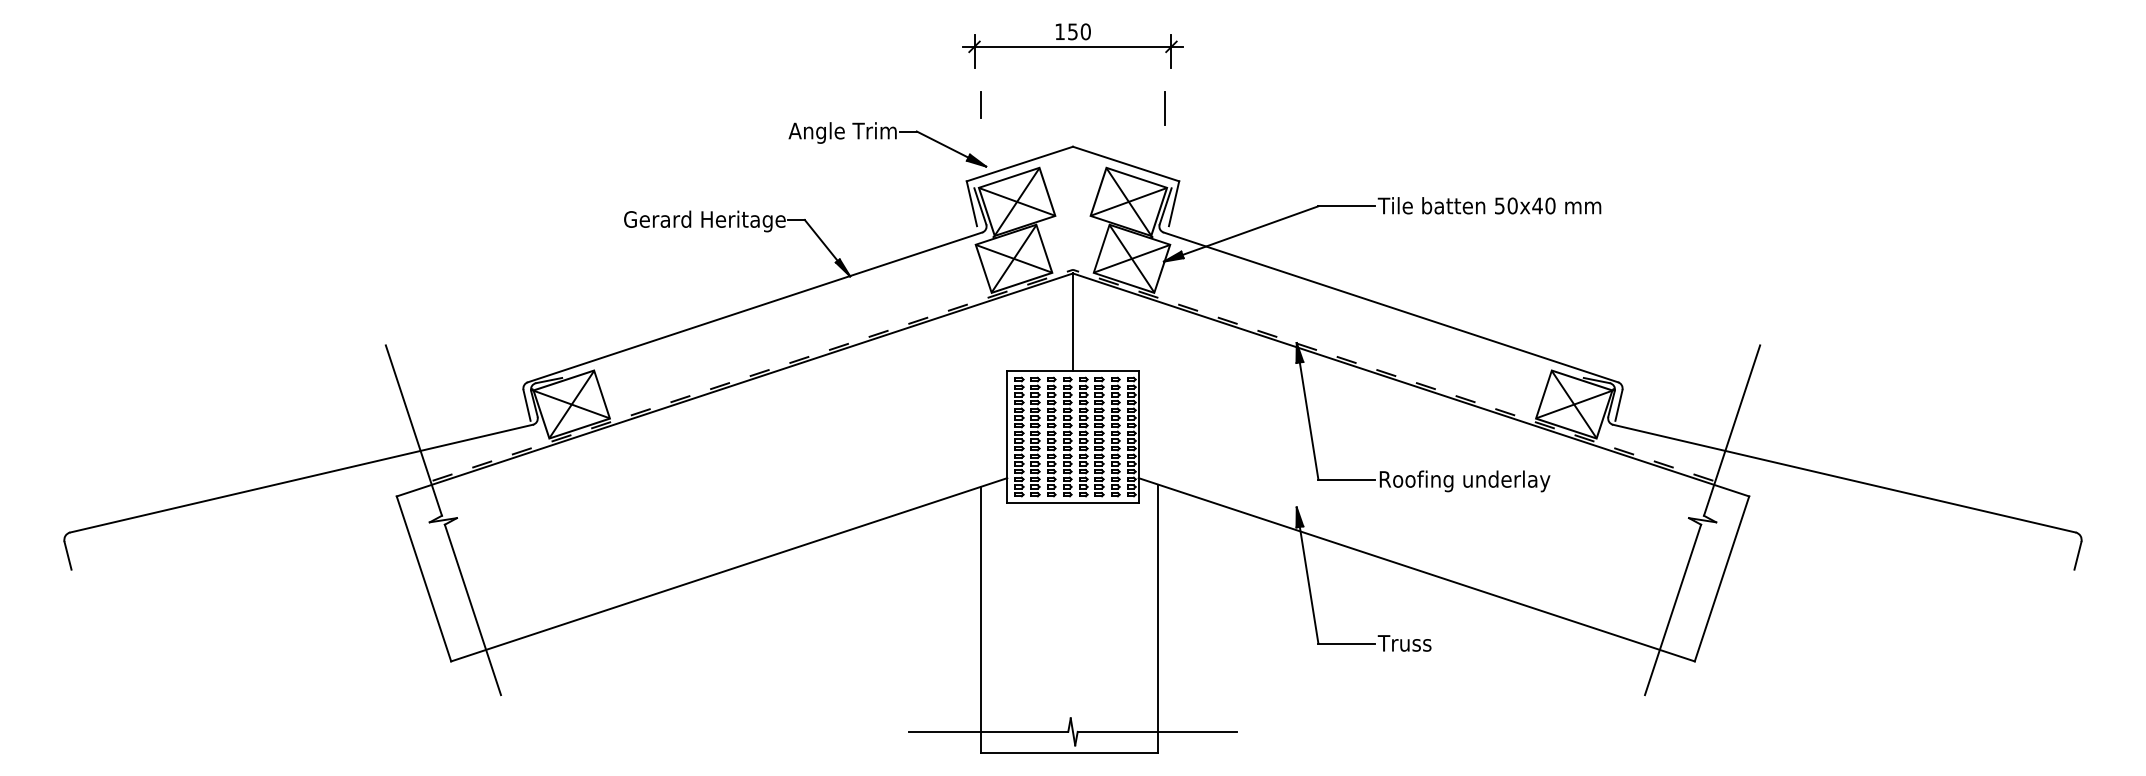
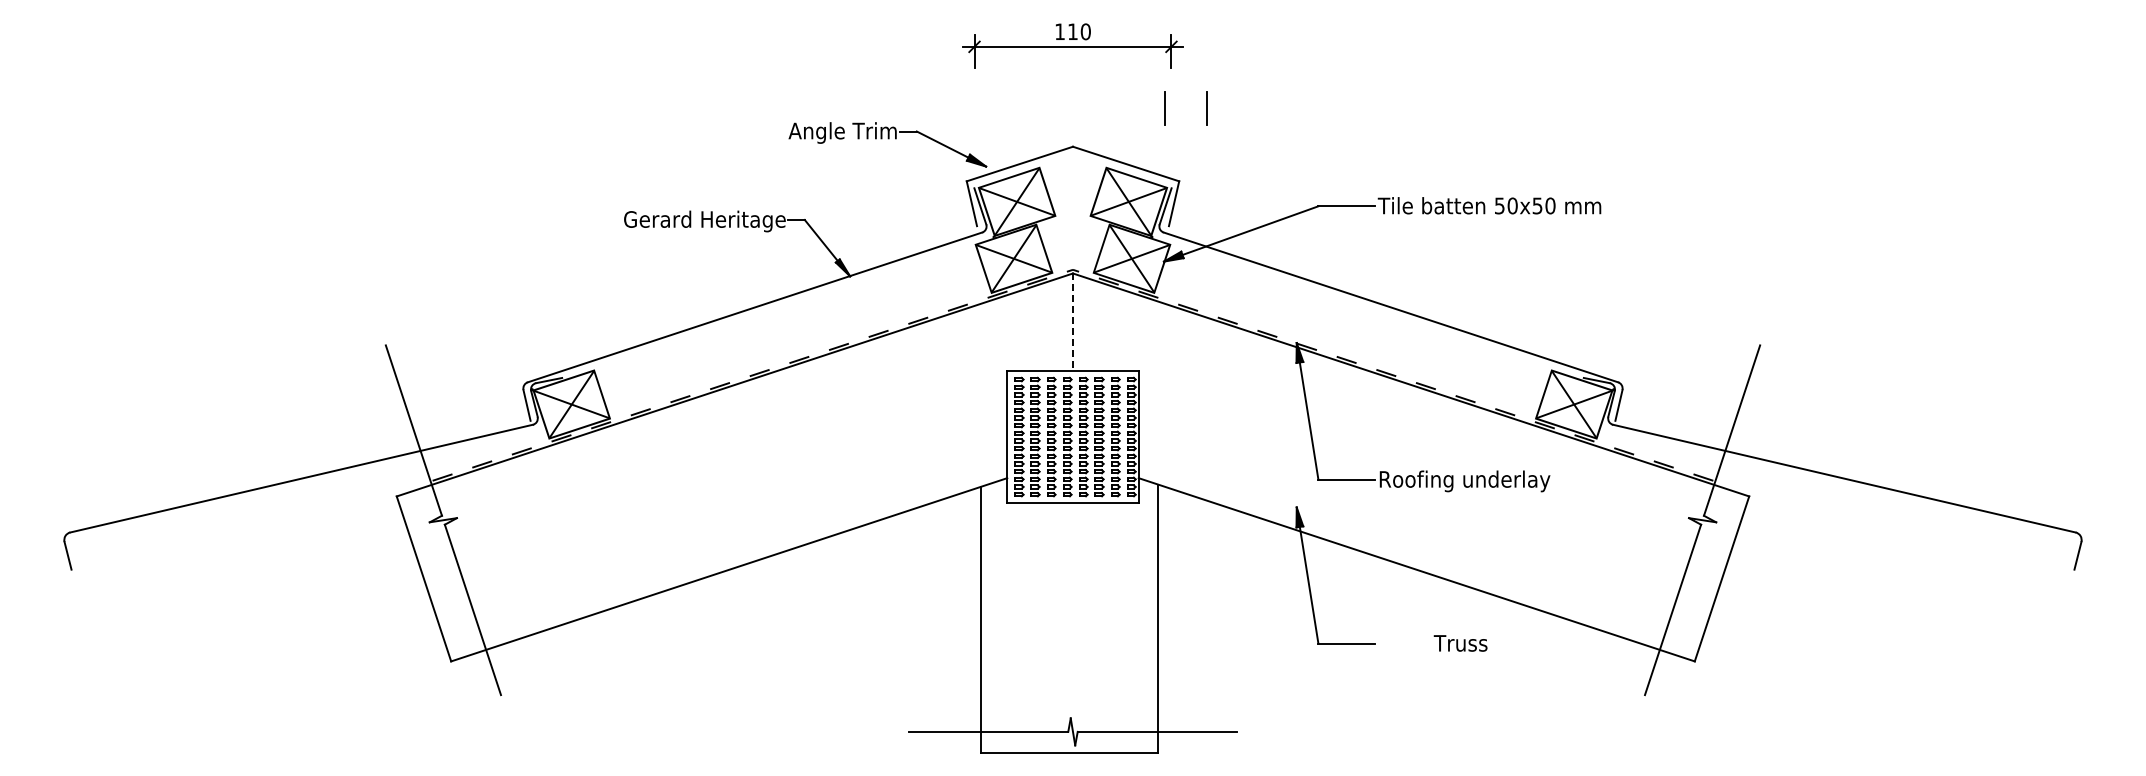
text: 150 -> 110 (1072, 31)
line: present -> none (980, 105)
line: none -> present (1206, 108)
text: 50x40 -> 50x50 (1537, 205)
line: solid -> dashed (1073, 322)
text position: (1404, 643) -> (1460, 643) (1460, 643)
